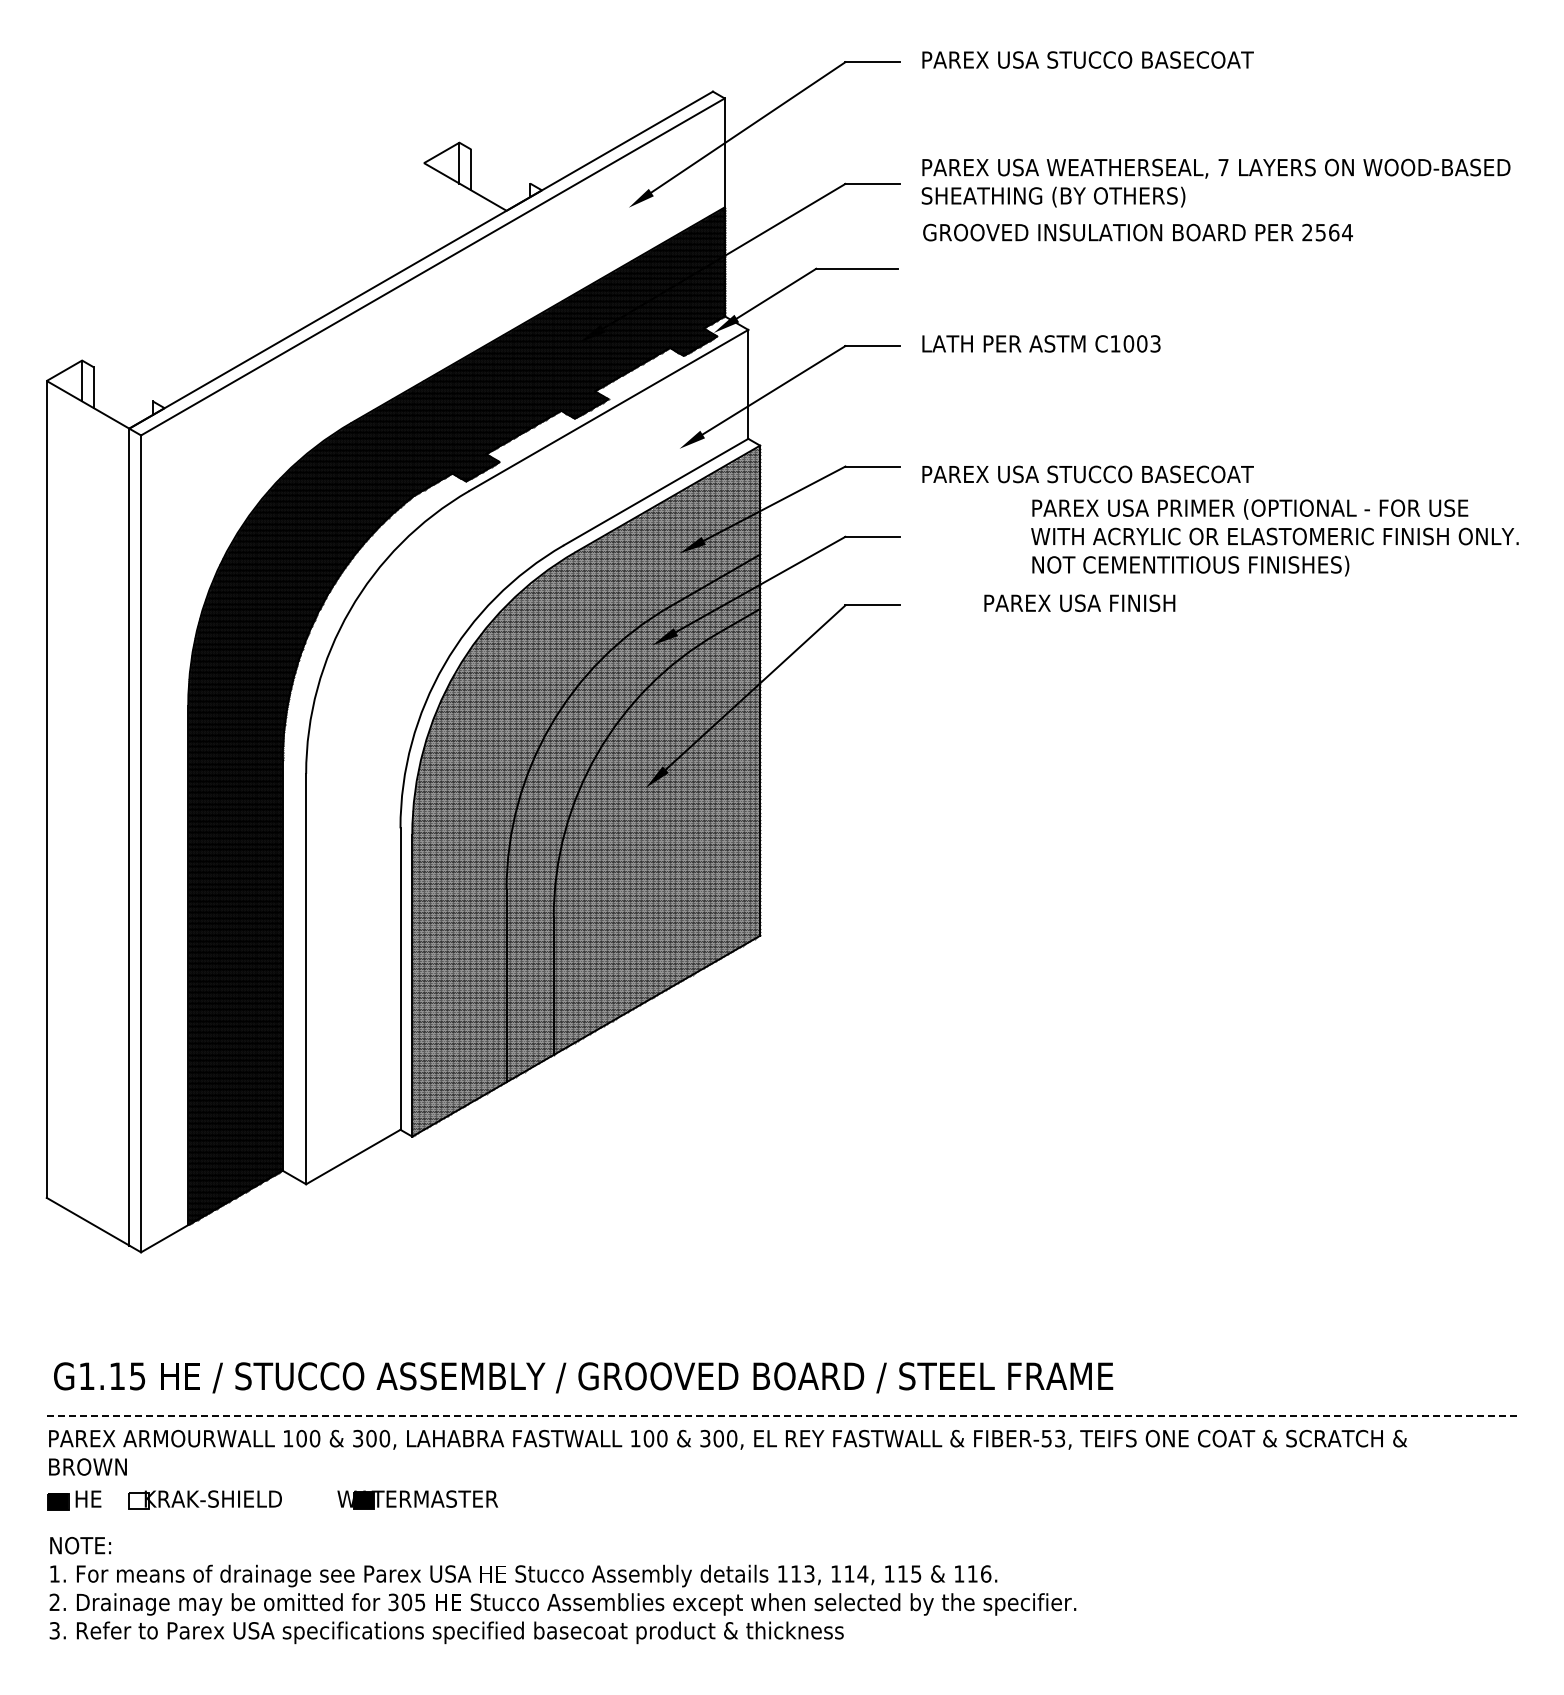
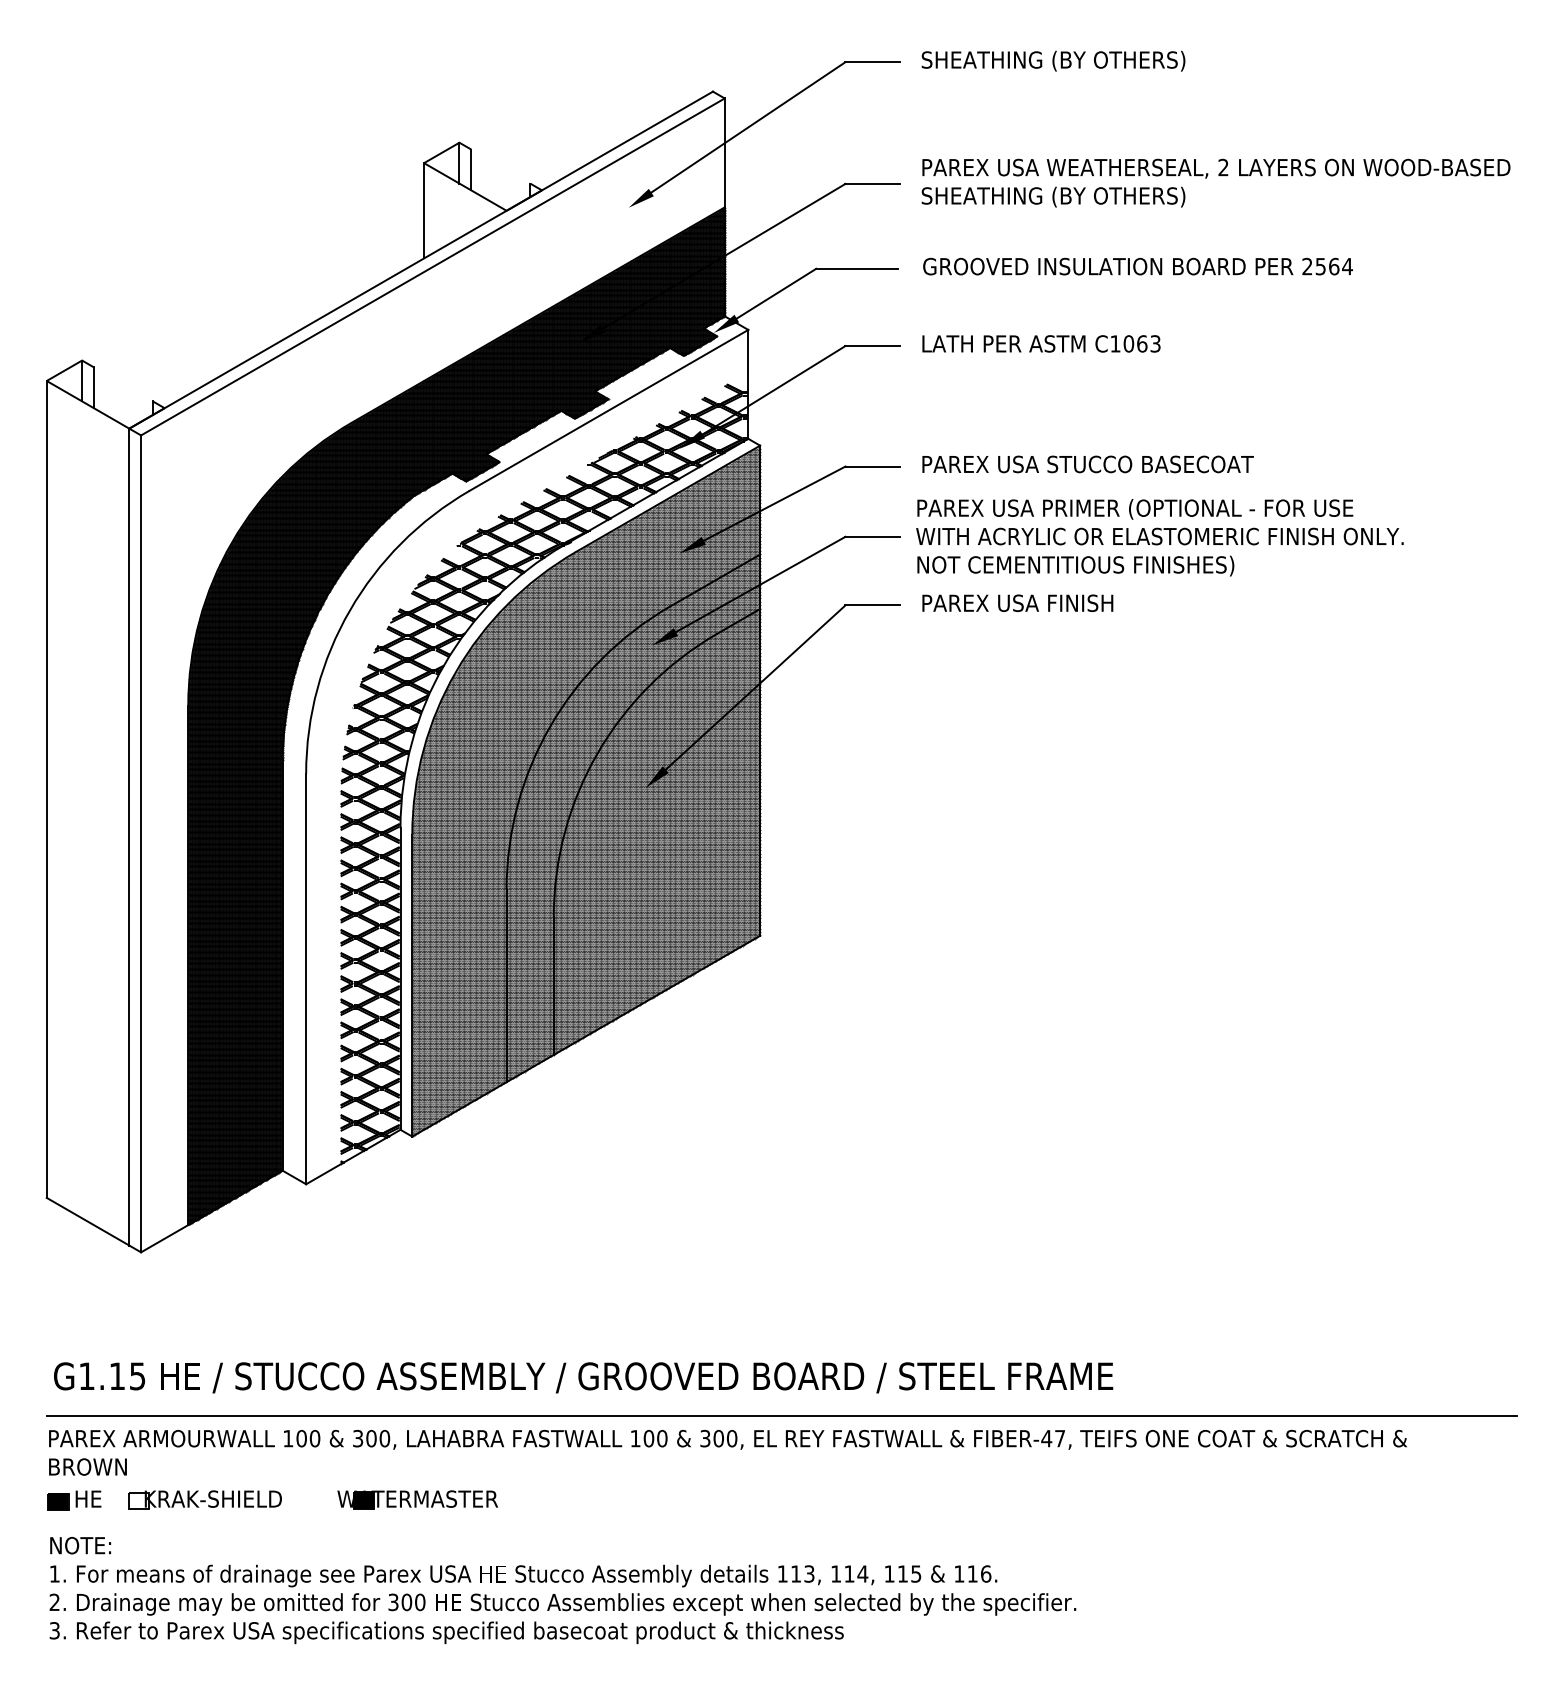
text: PAREX USA STUCCO BASECOAT -> SHEATHING (BY OTHERS) (1087, 60)
text: 7 -> 2 (1223, 167)
line: none -> present (424, 210)
text position: (1137, 232) -> (1137, 266) (1137, 266)
text: C1003 -> C1063 (1142, 343)
text position: (1087, 474) -> (1087, 464) (1087, 464)
text position: (1274, 537) -> (1159, 537) (1159, 537)
text position: (1079, 602) -> (1017, 602) (1017, 602)
hatch: none -> present (543, 768)
line: dashed -> solid (782, 1415)
text: FIBER-53, -> FIBER-47, (1053, 1438)
text: 305 -> 300 (420, 1602)
